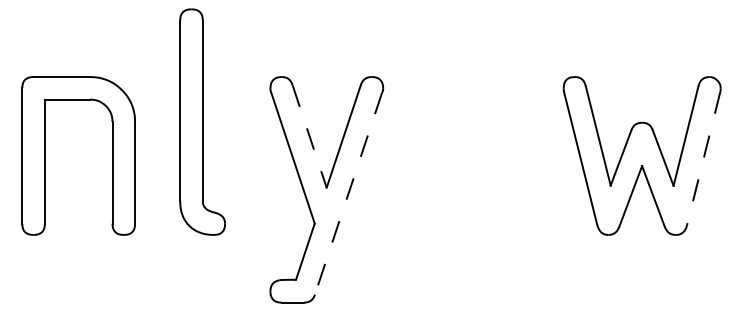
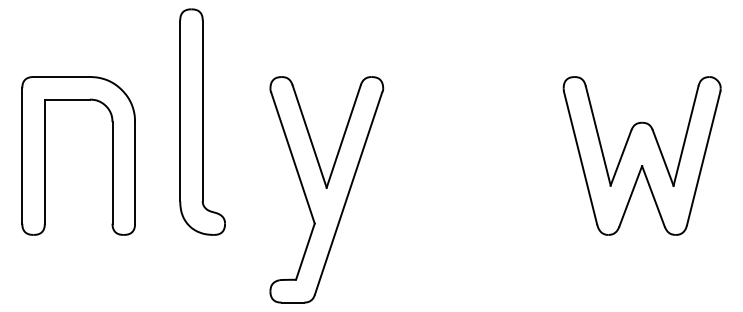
line: dashed -> solid (309, 136)
line: dashed -> solid (703, 158)
line: dashed -> solid (348, 194)
